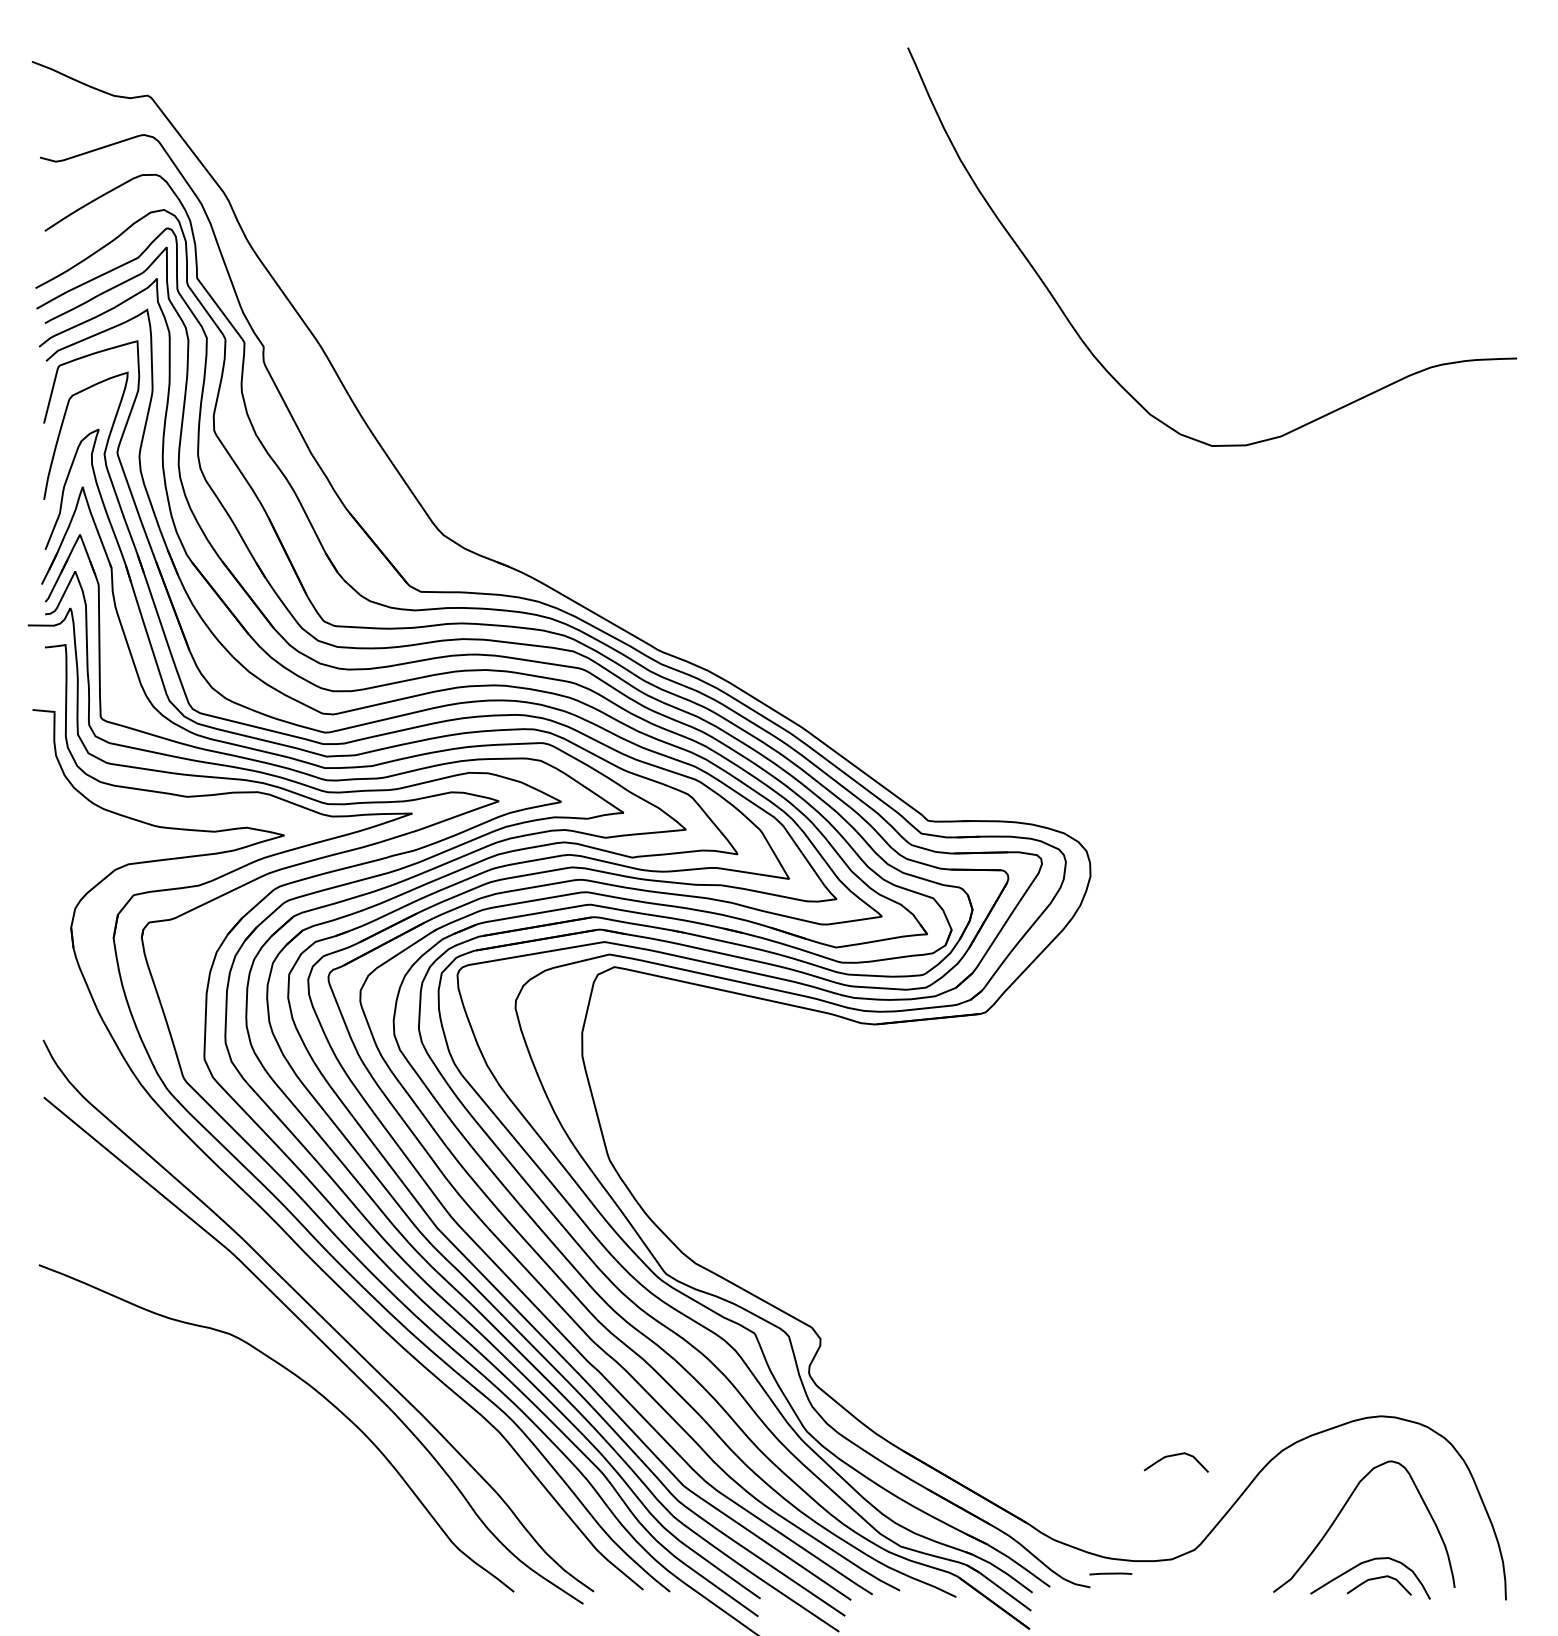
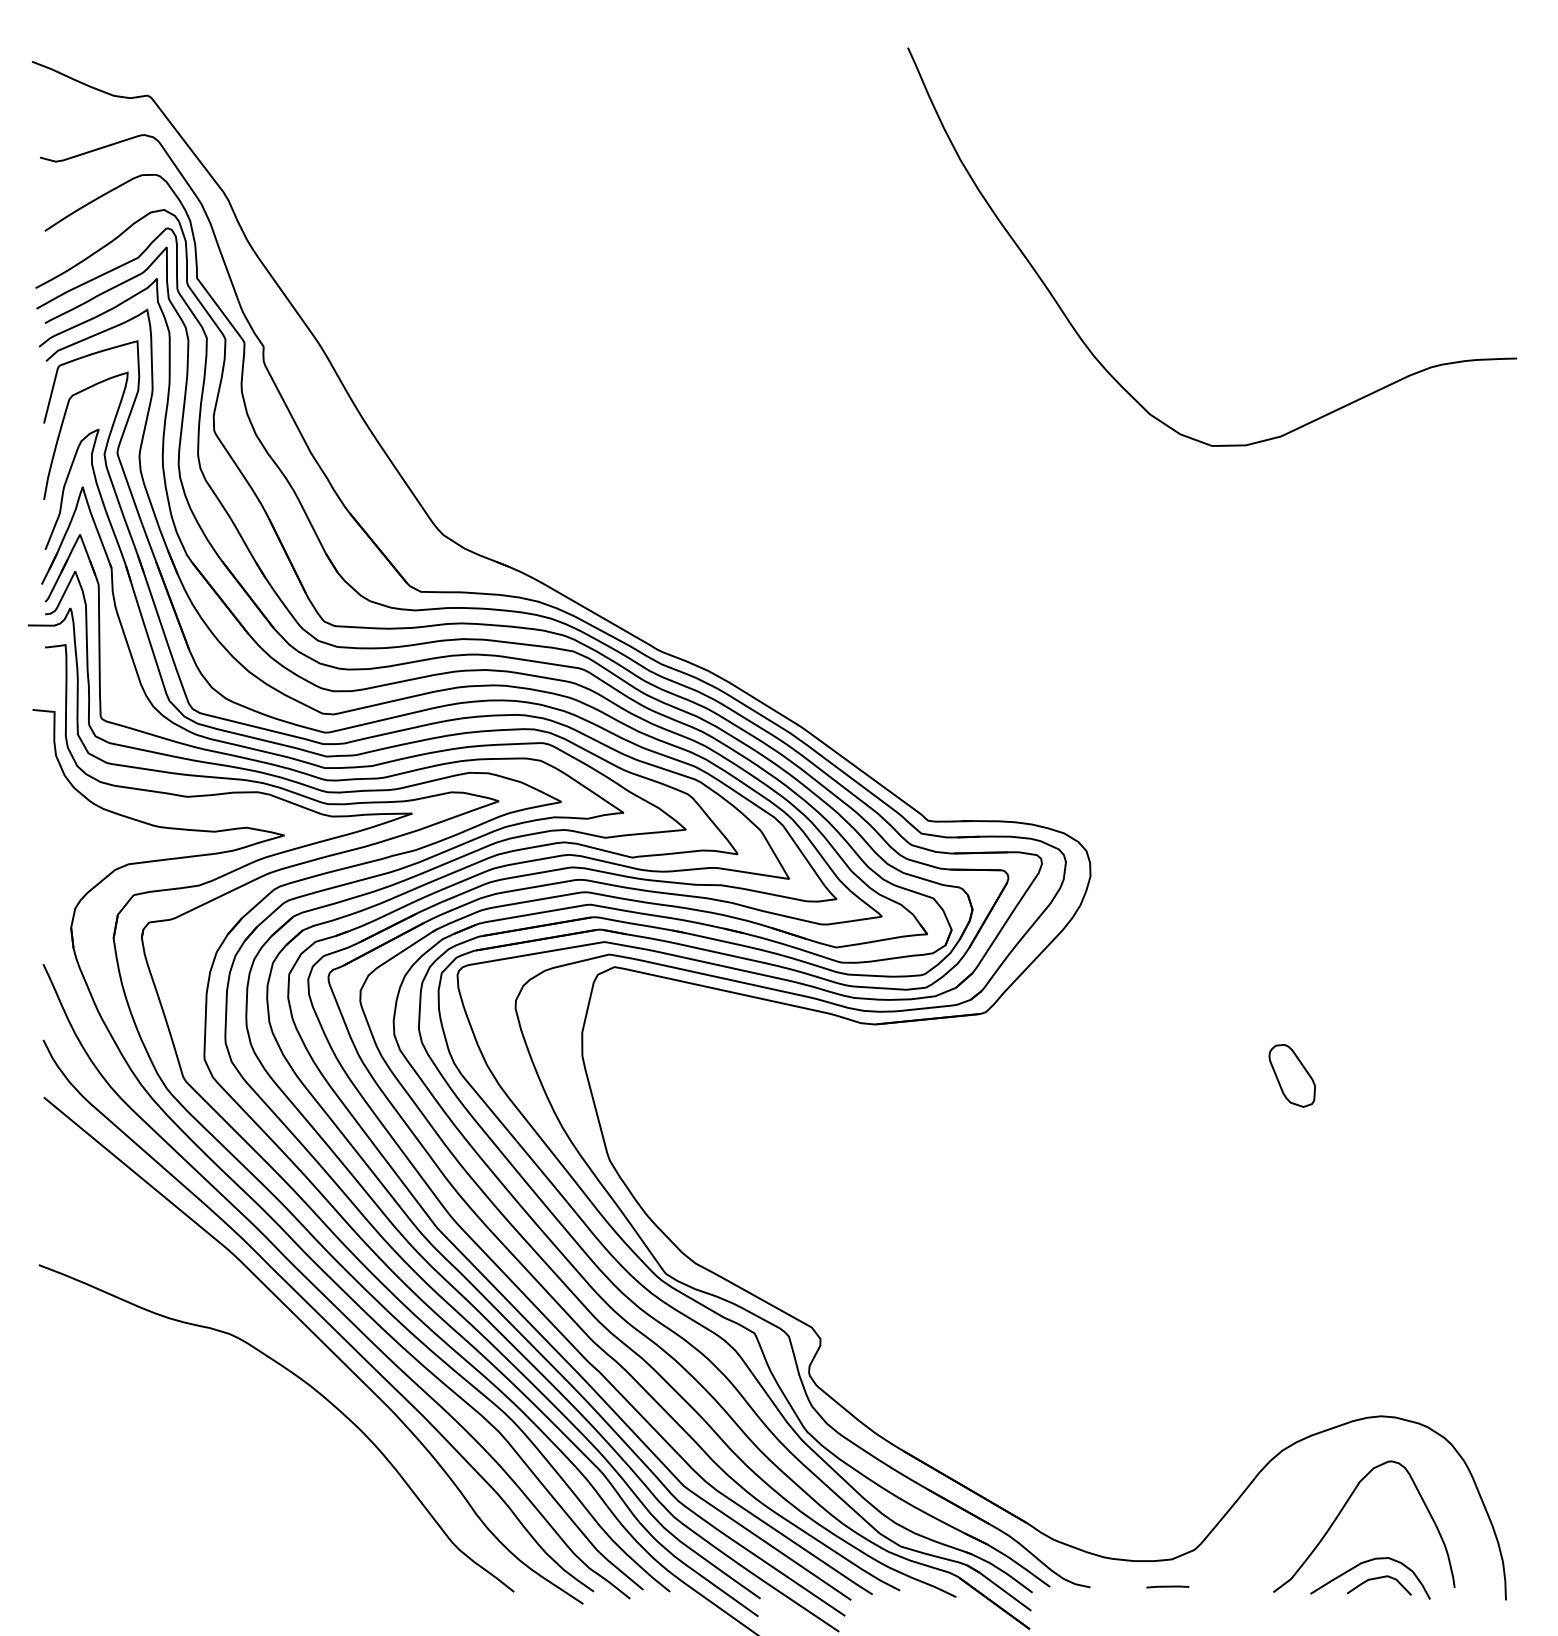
part: none -> present (1291, 1075)
curve: none -> present (323, 1293)
curve: present -> none (1173, 1456)
line position: (1110, 1573) -> (1167, 1586) (1167, 1586)
